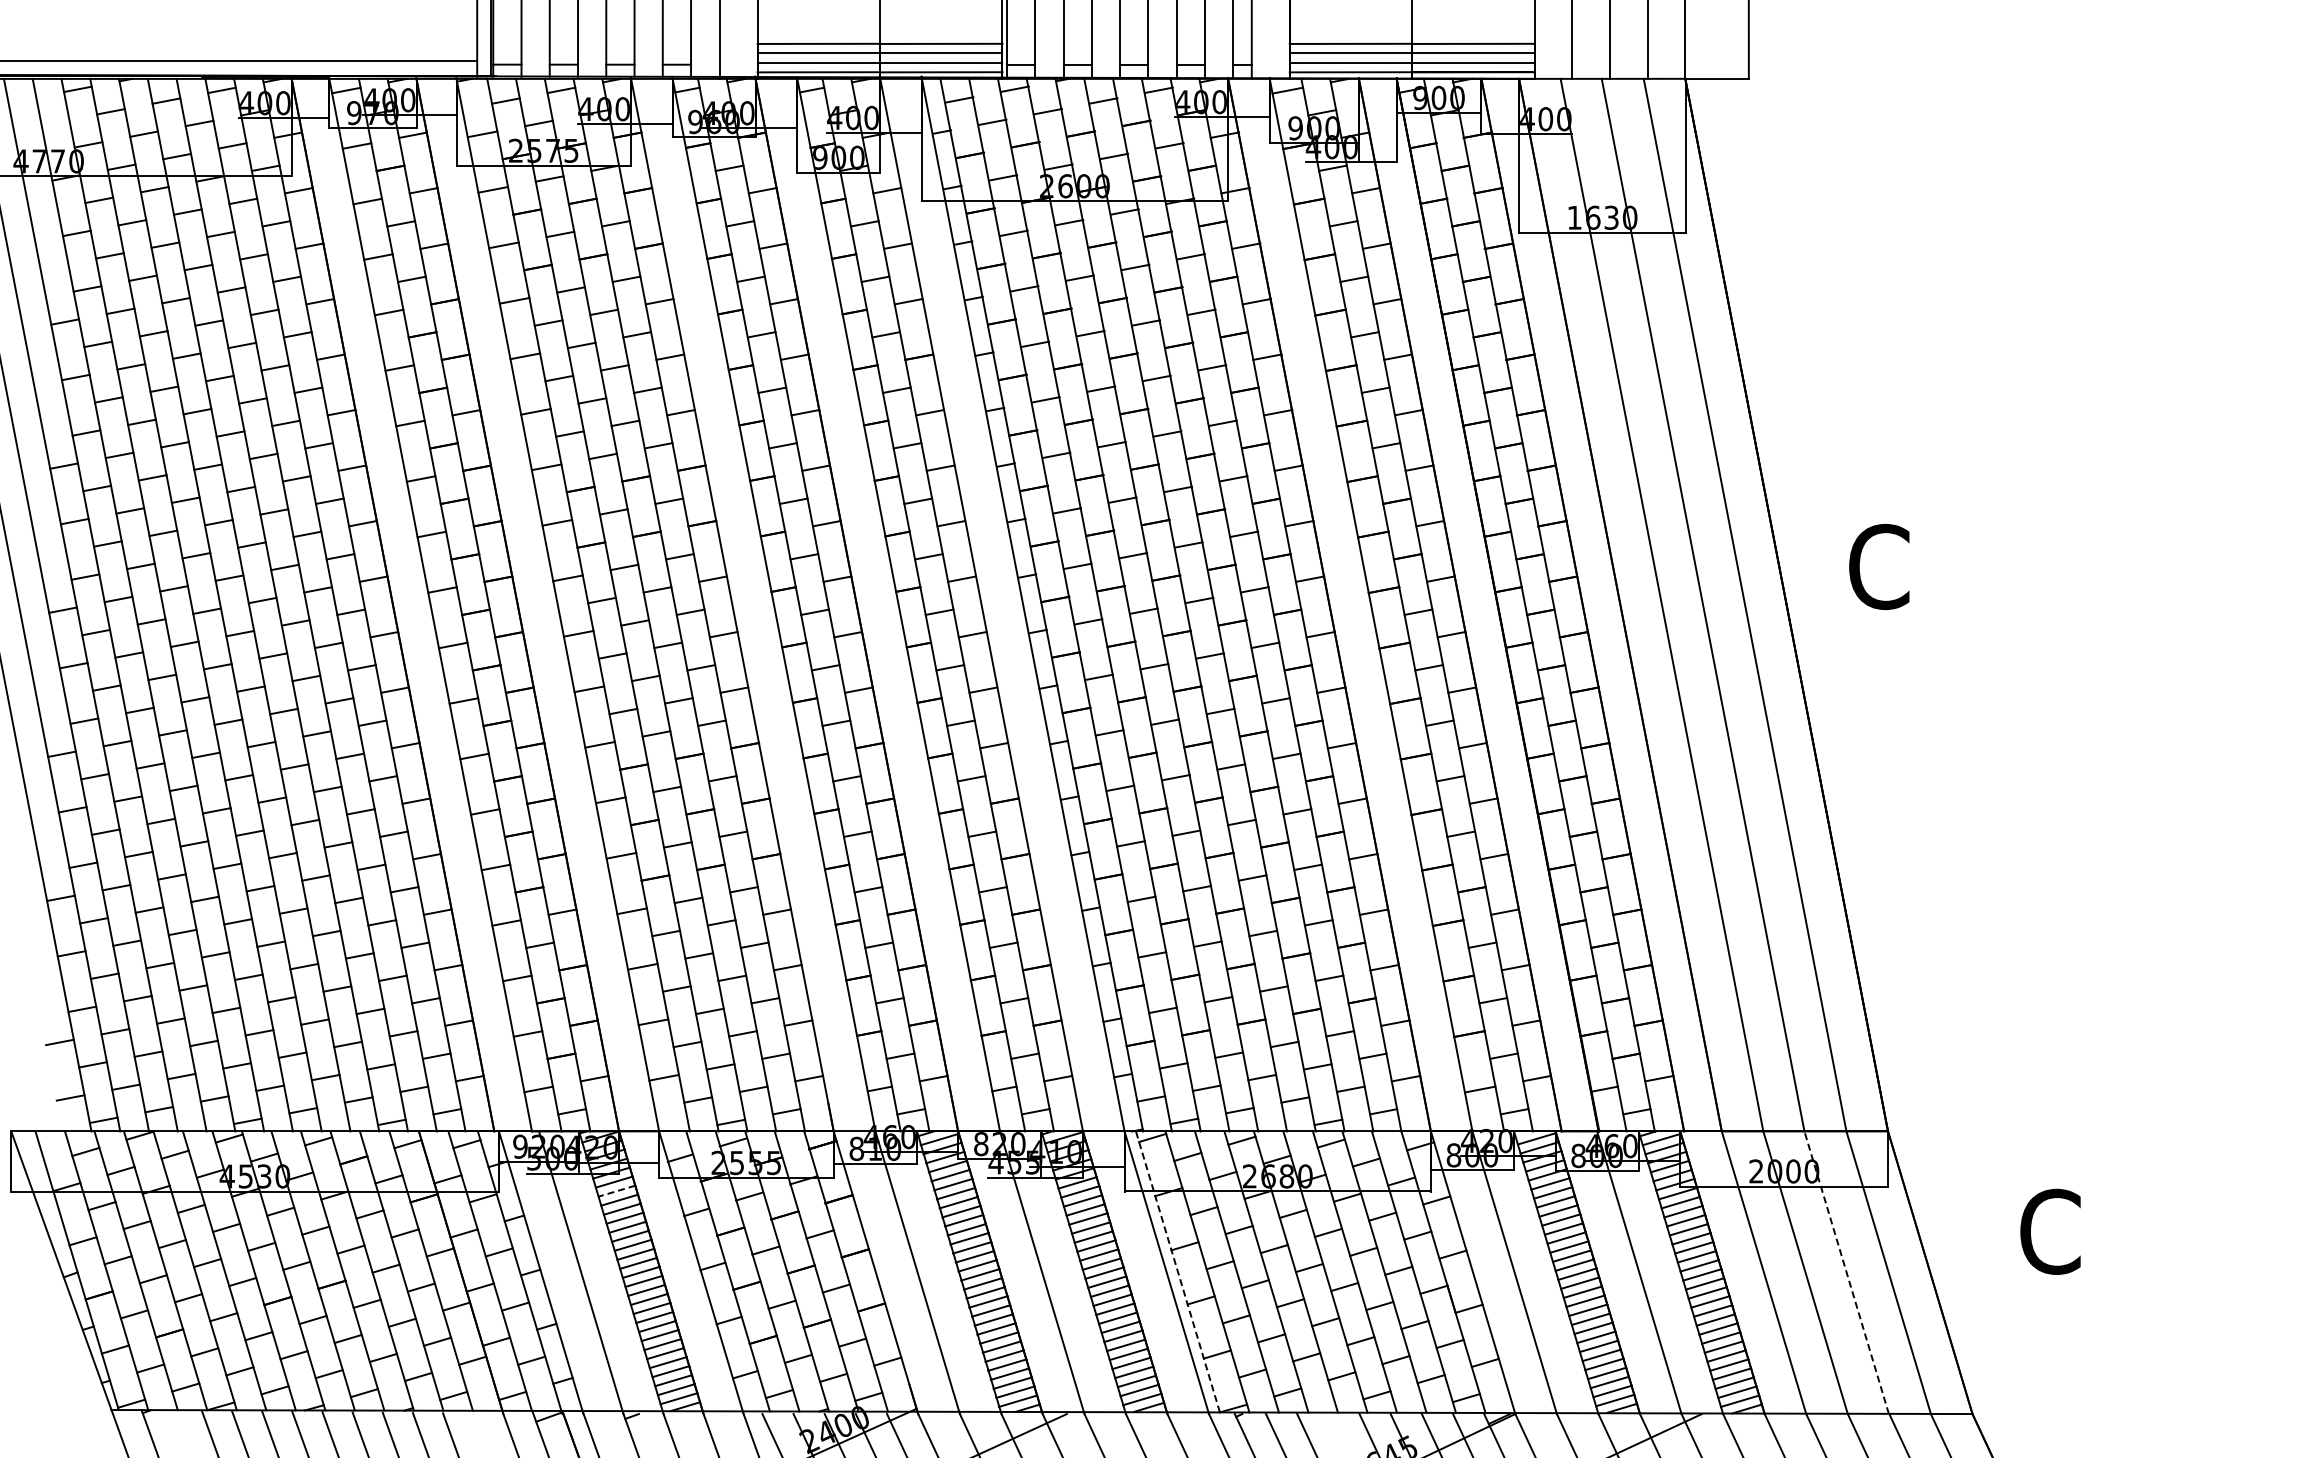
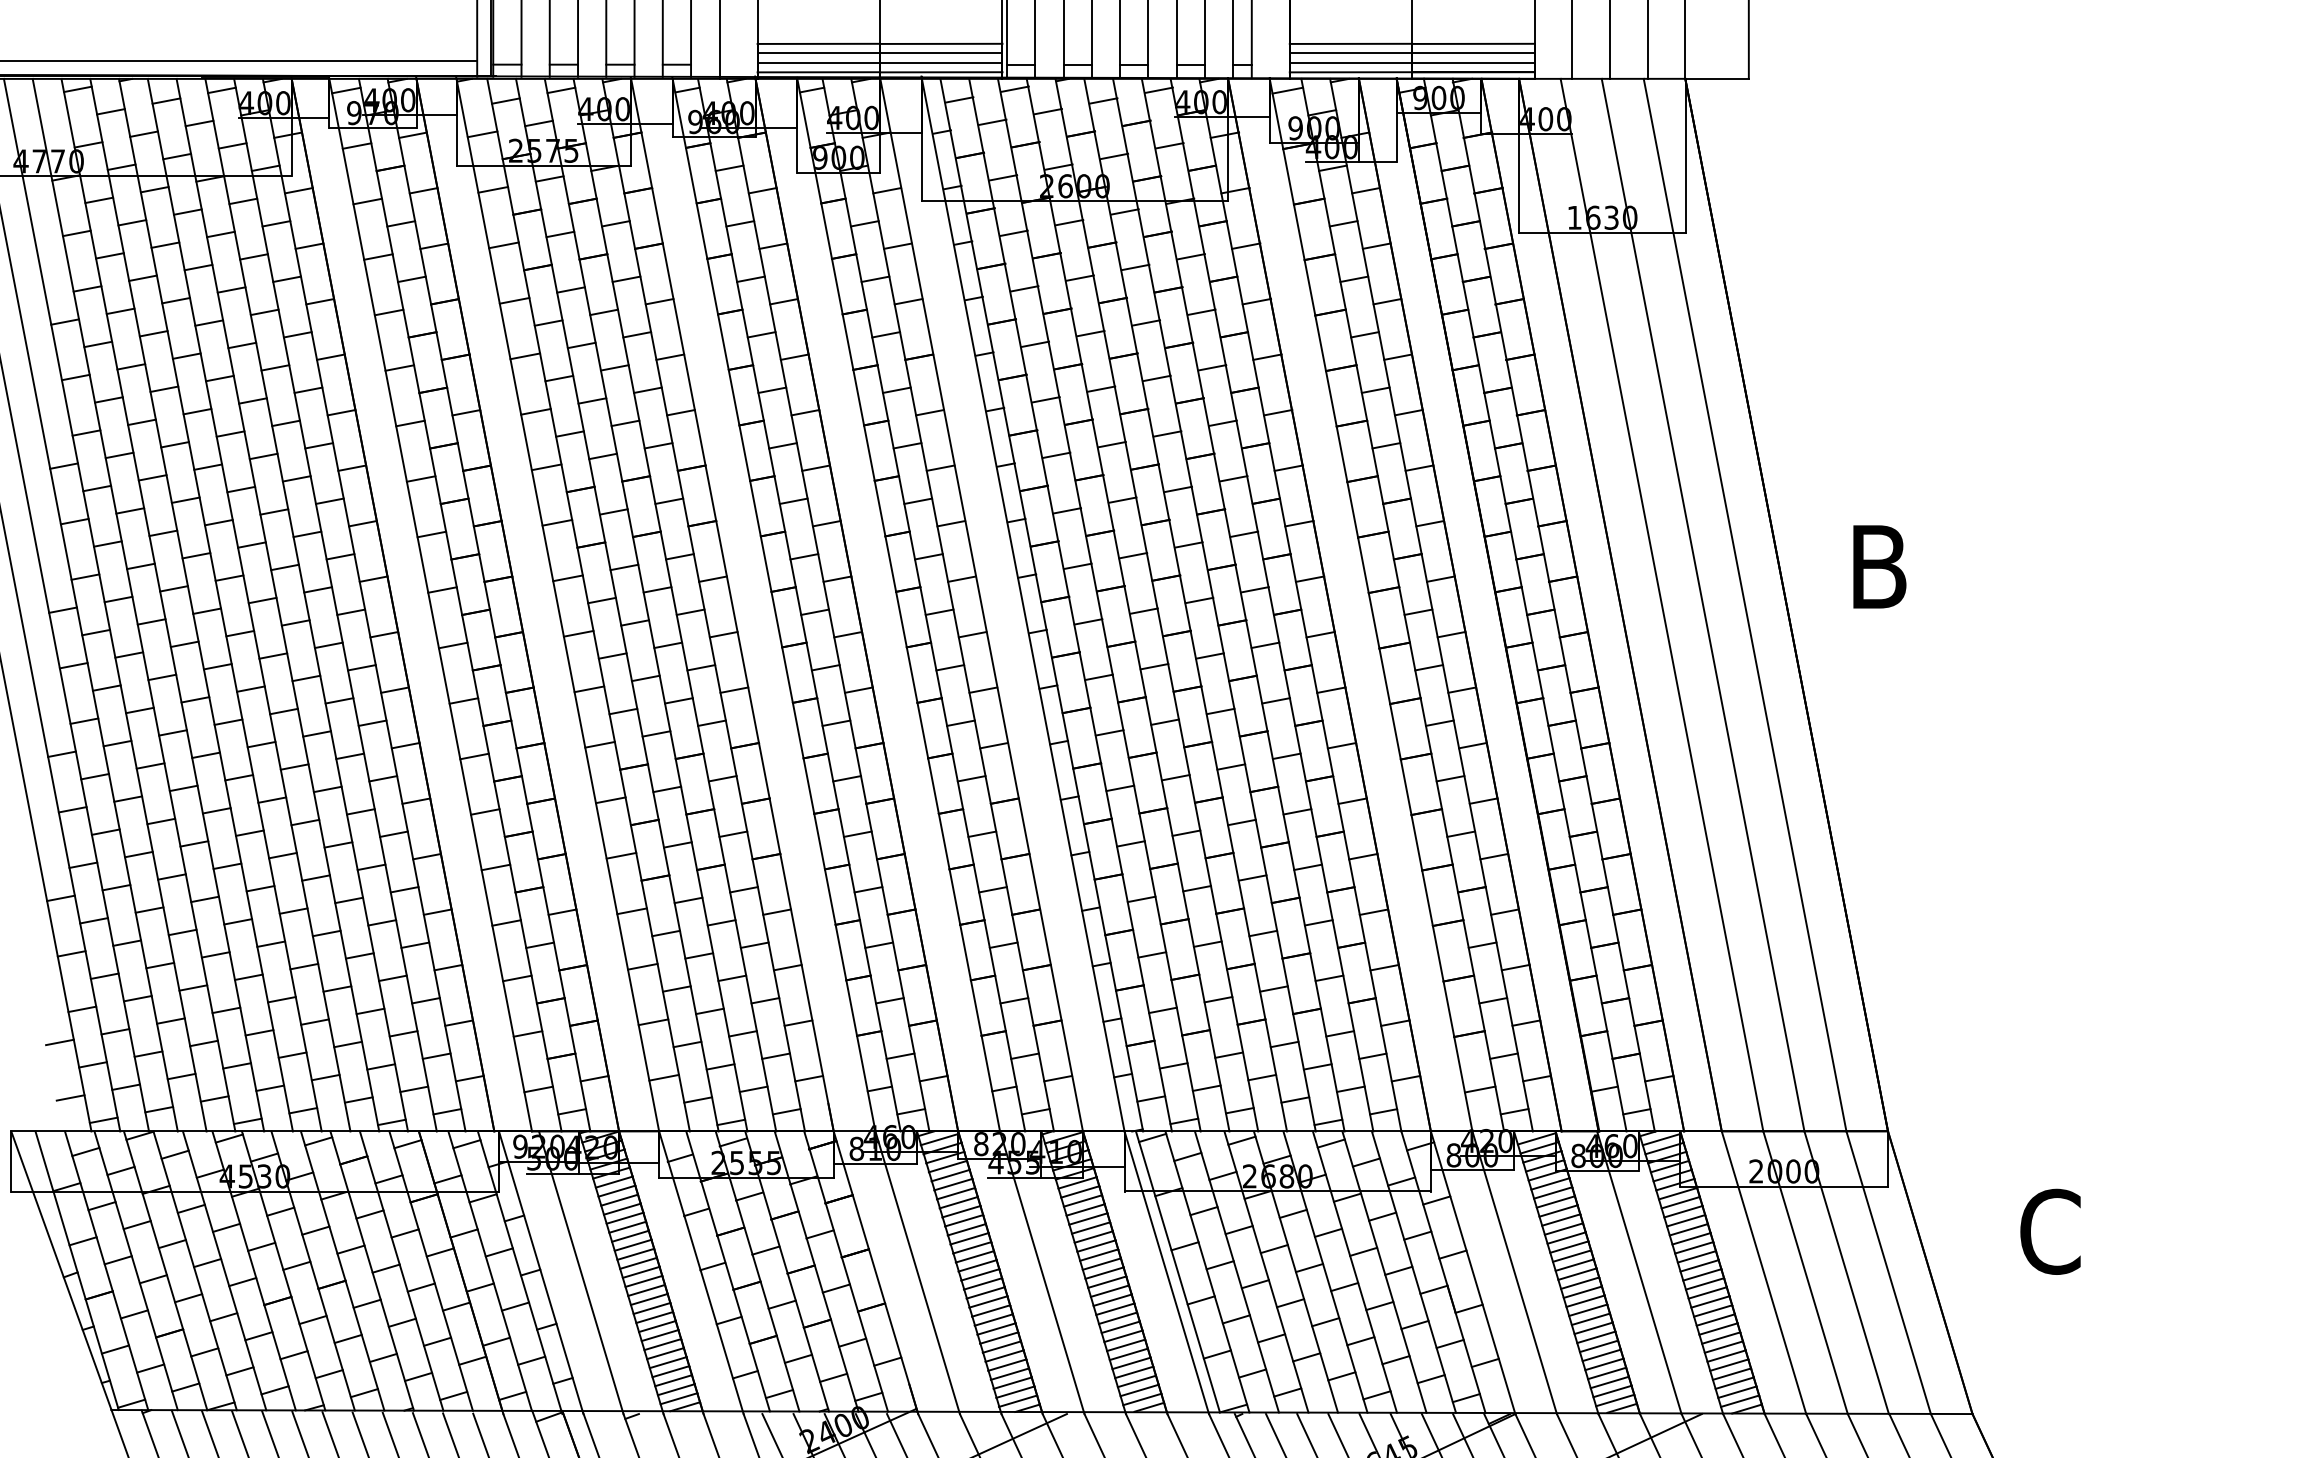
text: C -> B (1879, 566)
line: dashed -> solid (616, 1191)
line: dashed -> solid (1177, 1271)
line: dashed -> solid (1846, 1272)
line: none -> present (179, 1432)
line: none -> present (480, 1433)
line: none -> present (1337, 1434)
